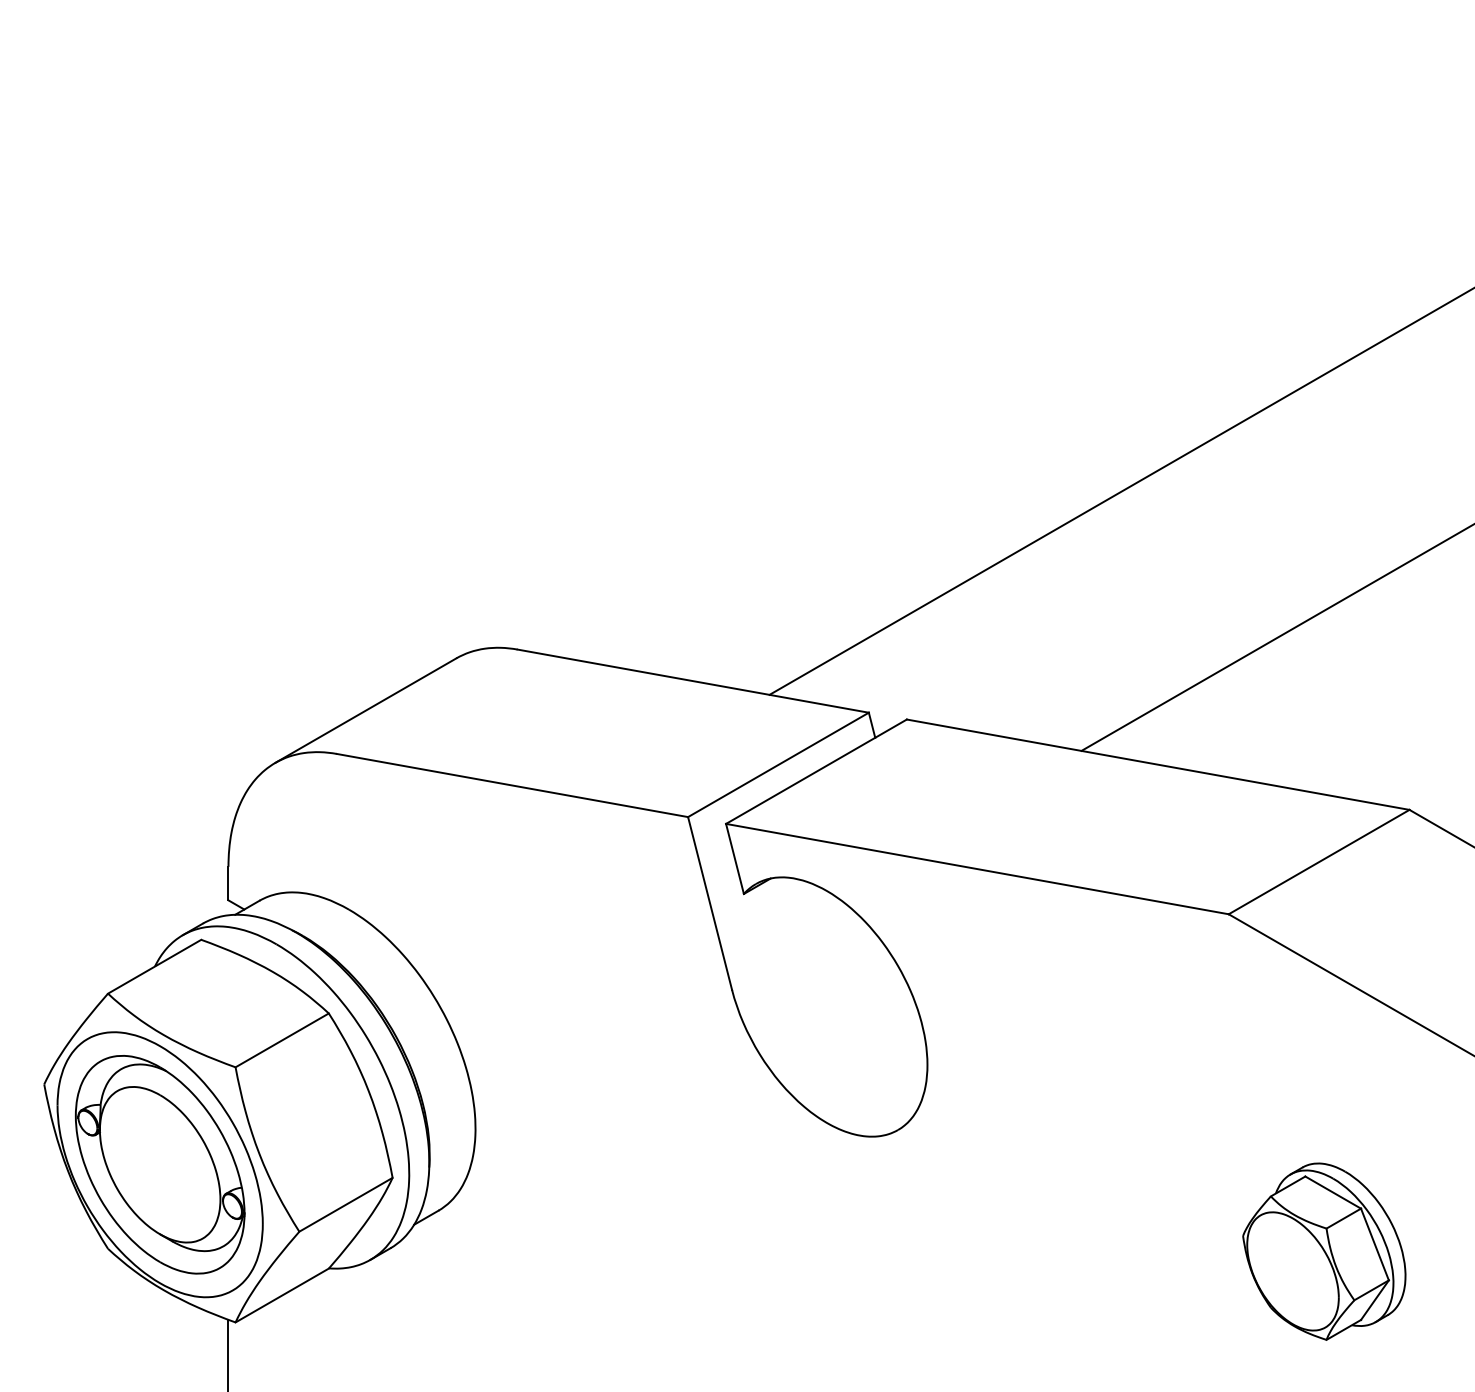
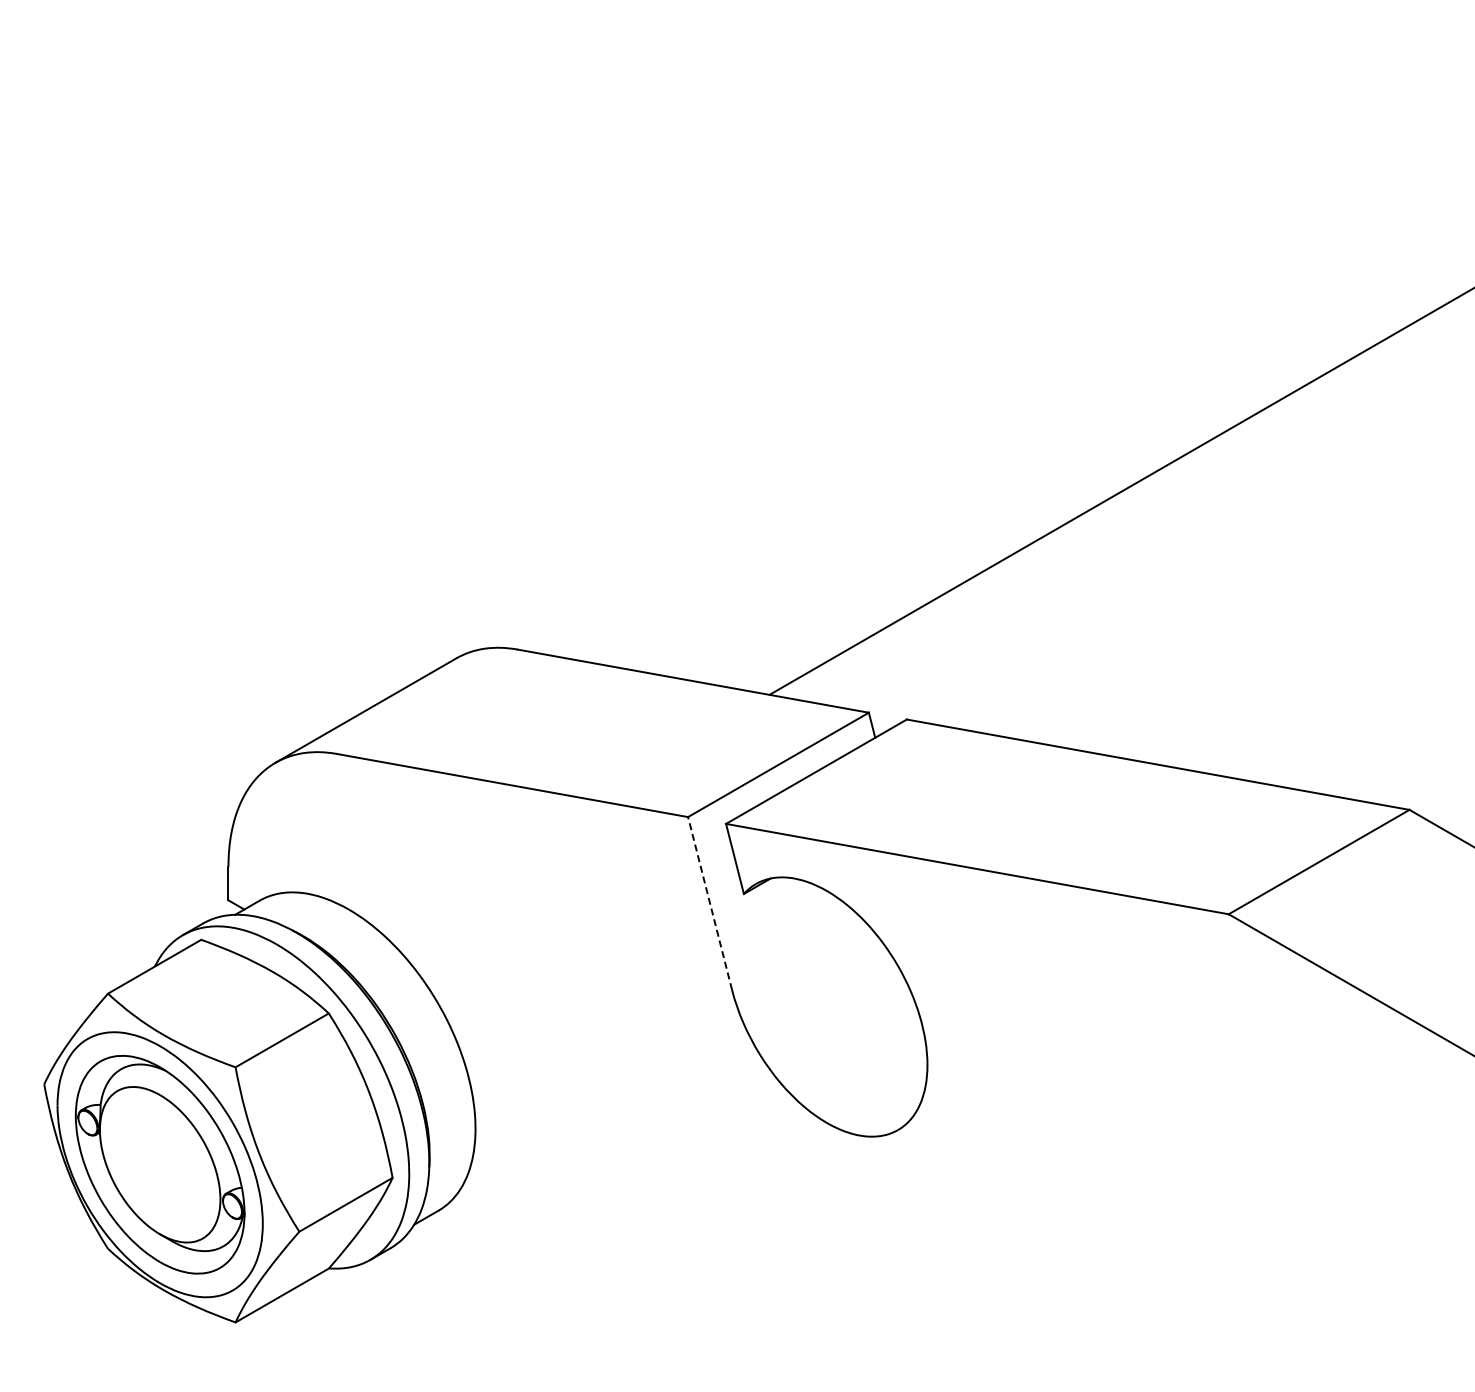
line: present -> none (1276, 637)
line: solid -> dashed (709, 903)
part: present -> none (1324, 1251)
line: present -> none (228, 1353)
